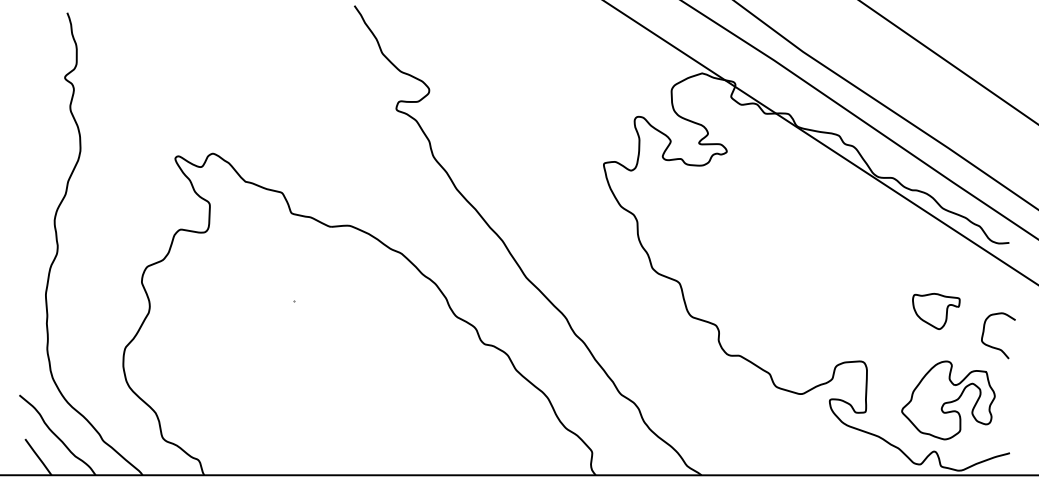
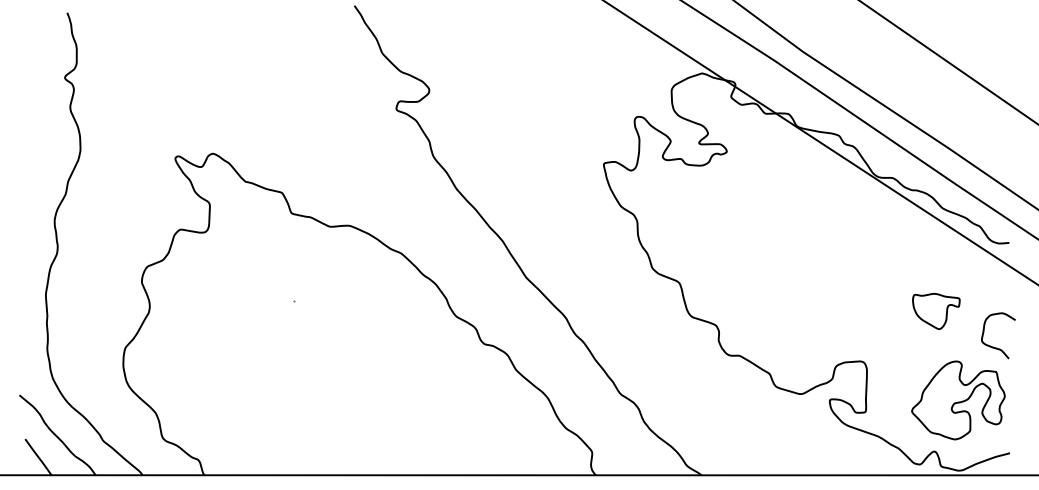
part position: (948, 400) -> (958, 400) (958, 400)
